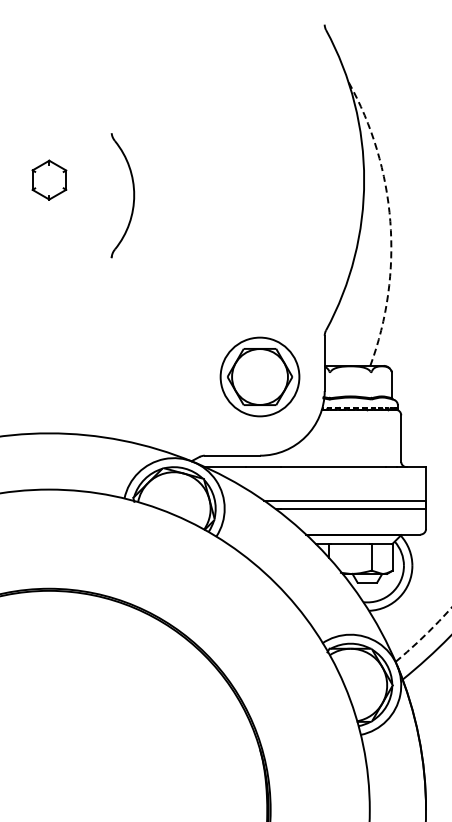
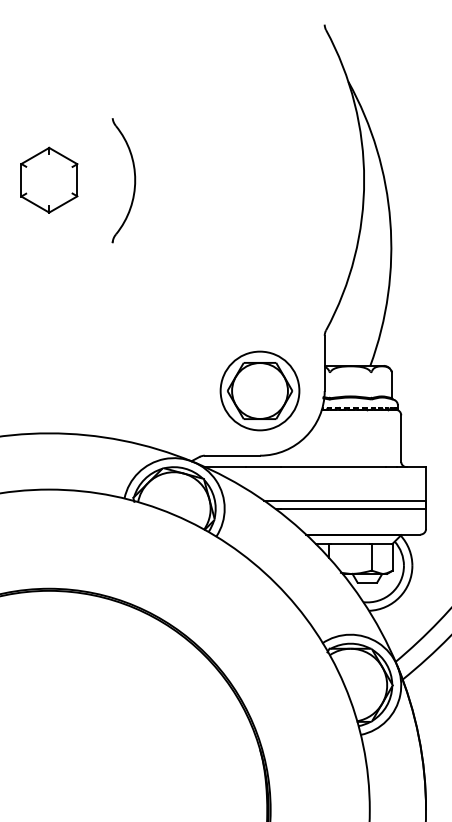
part size: 37x42 px -> 59x68 px (49, 179)
part position: (133, 195) -> (134, 180) (134, 180)
arc: dashed -> solid (390, 221)
part position: (259, 376) -> (259, 390) (259, 390)
arc: dashed -> solid (425, 635)
